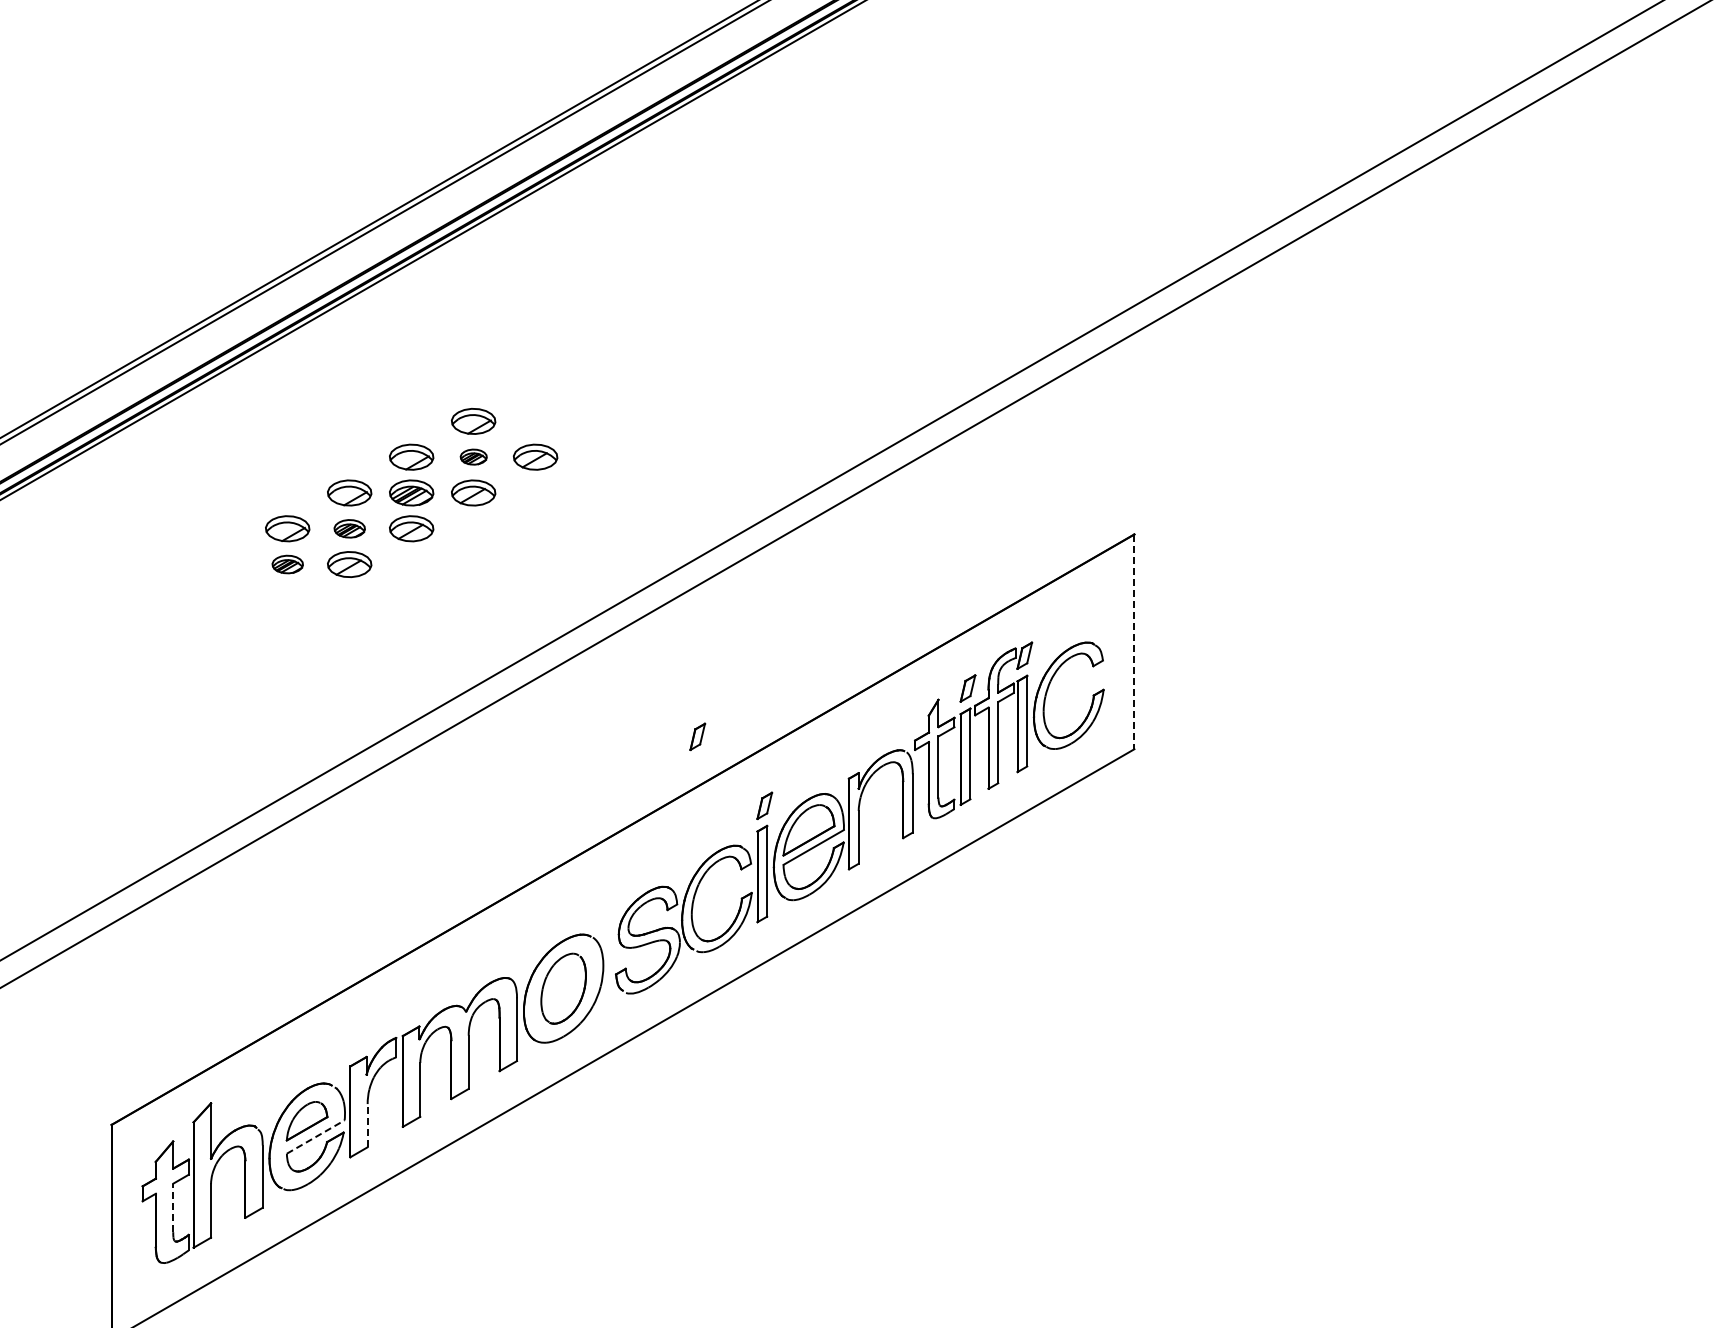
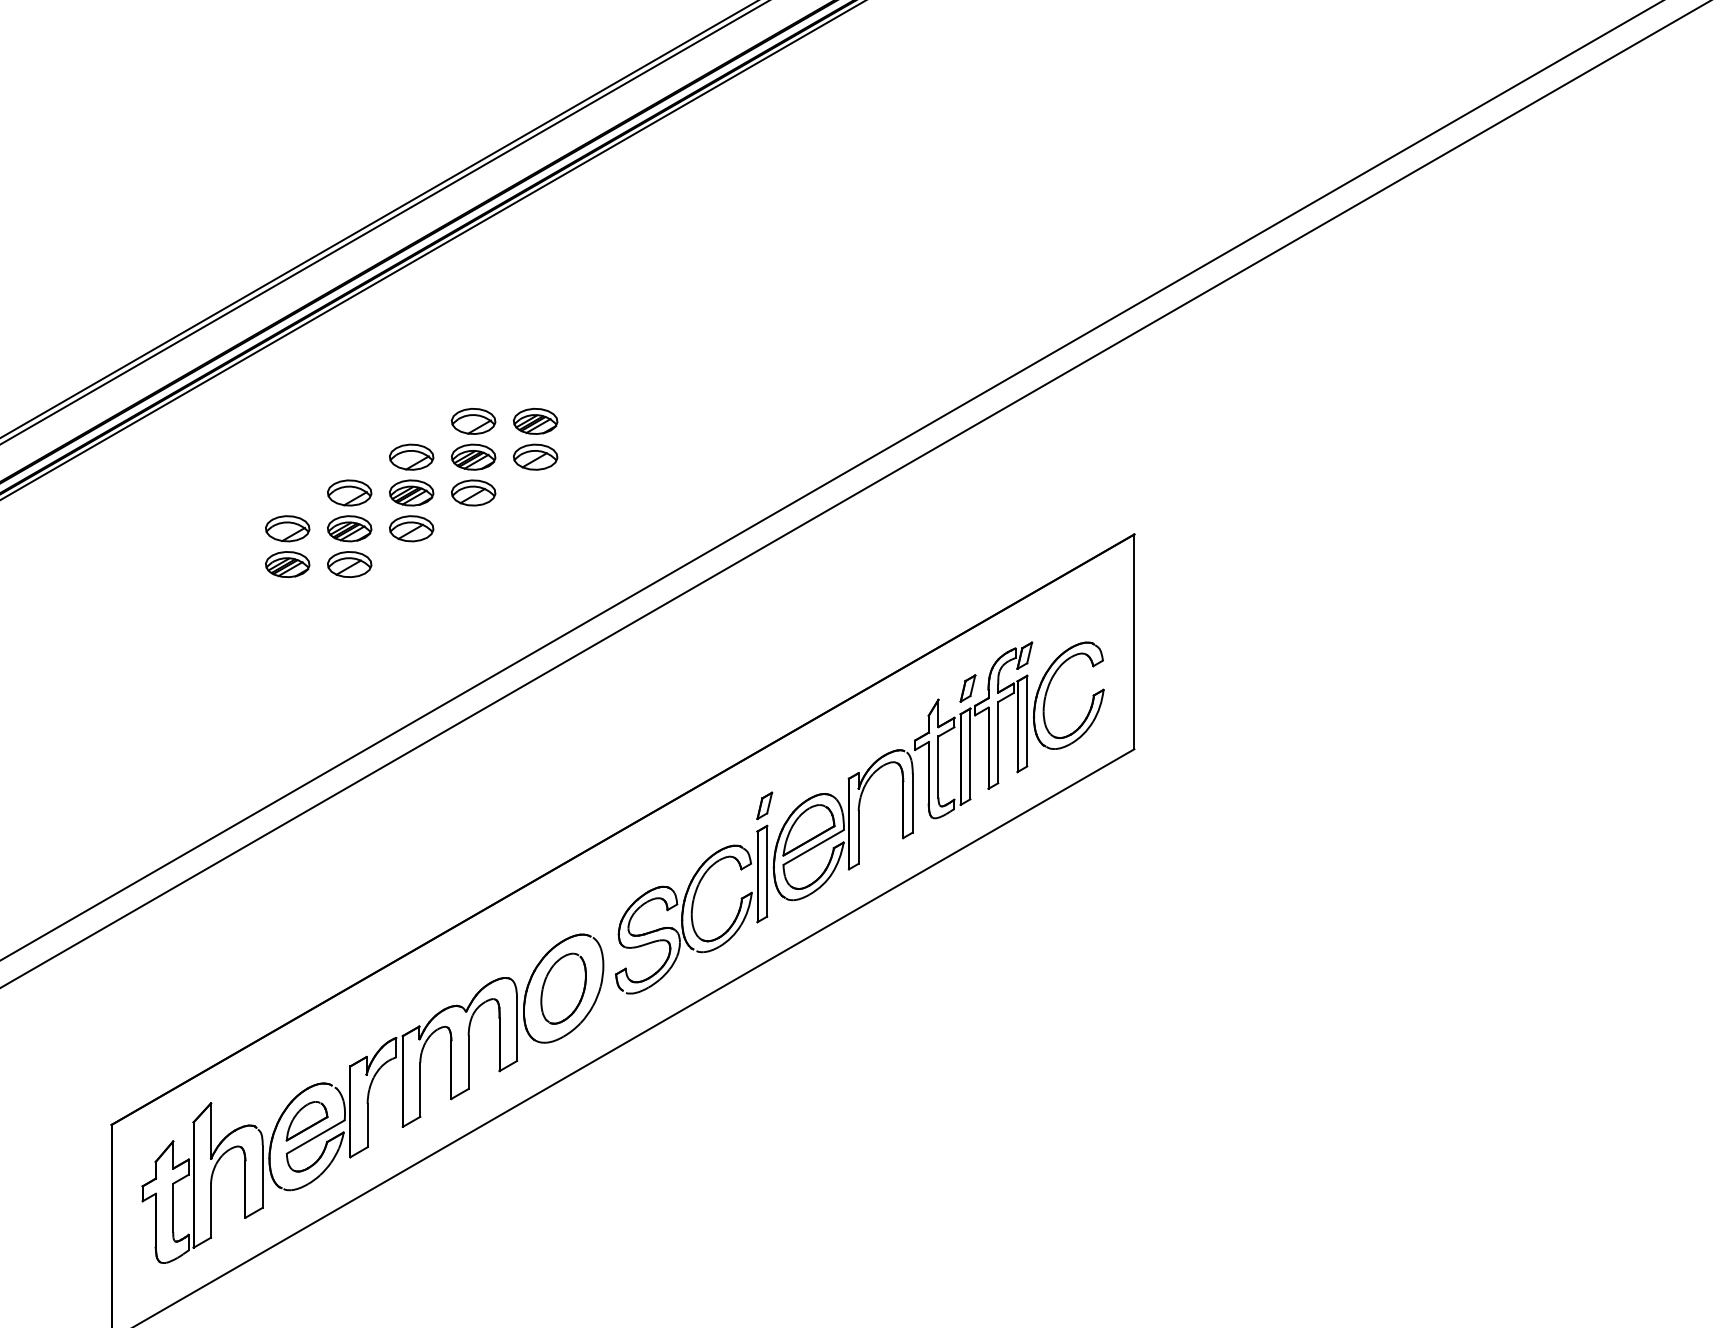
part: none -> present (535, 421)
part size: 29x18 px -> 46x28 px (473, 456)
part size: 33x20 px -> 46x28 px (349, 528)
part size: 33x21 px -> 46x27 px (287, 564)
line: dashed -> solid (1134, 642)
part: present -> none (697, 736)
line: dashed -> solid (367, 1125)
line: dashed -> solid (316, 1136)
line: dashed -> solid (173, 1207)
